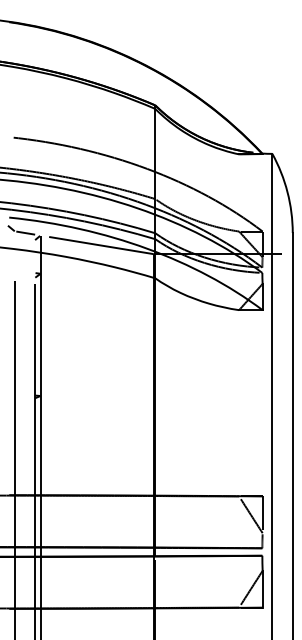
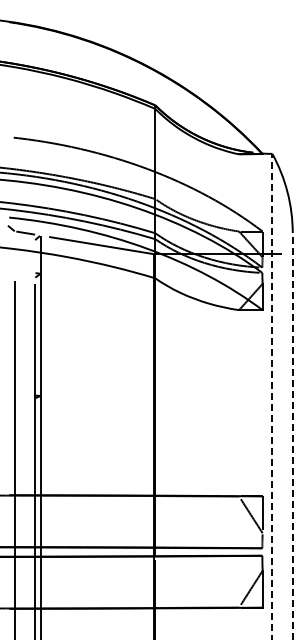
line: solid -> dashed (272, 396)
line: solid -> dashed (292, 436)
